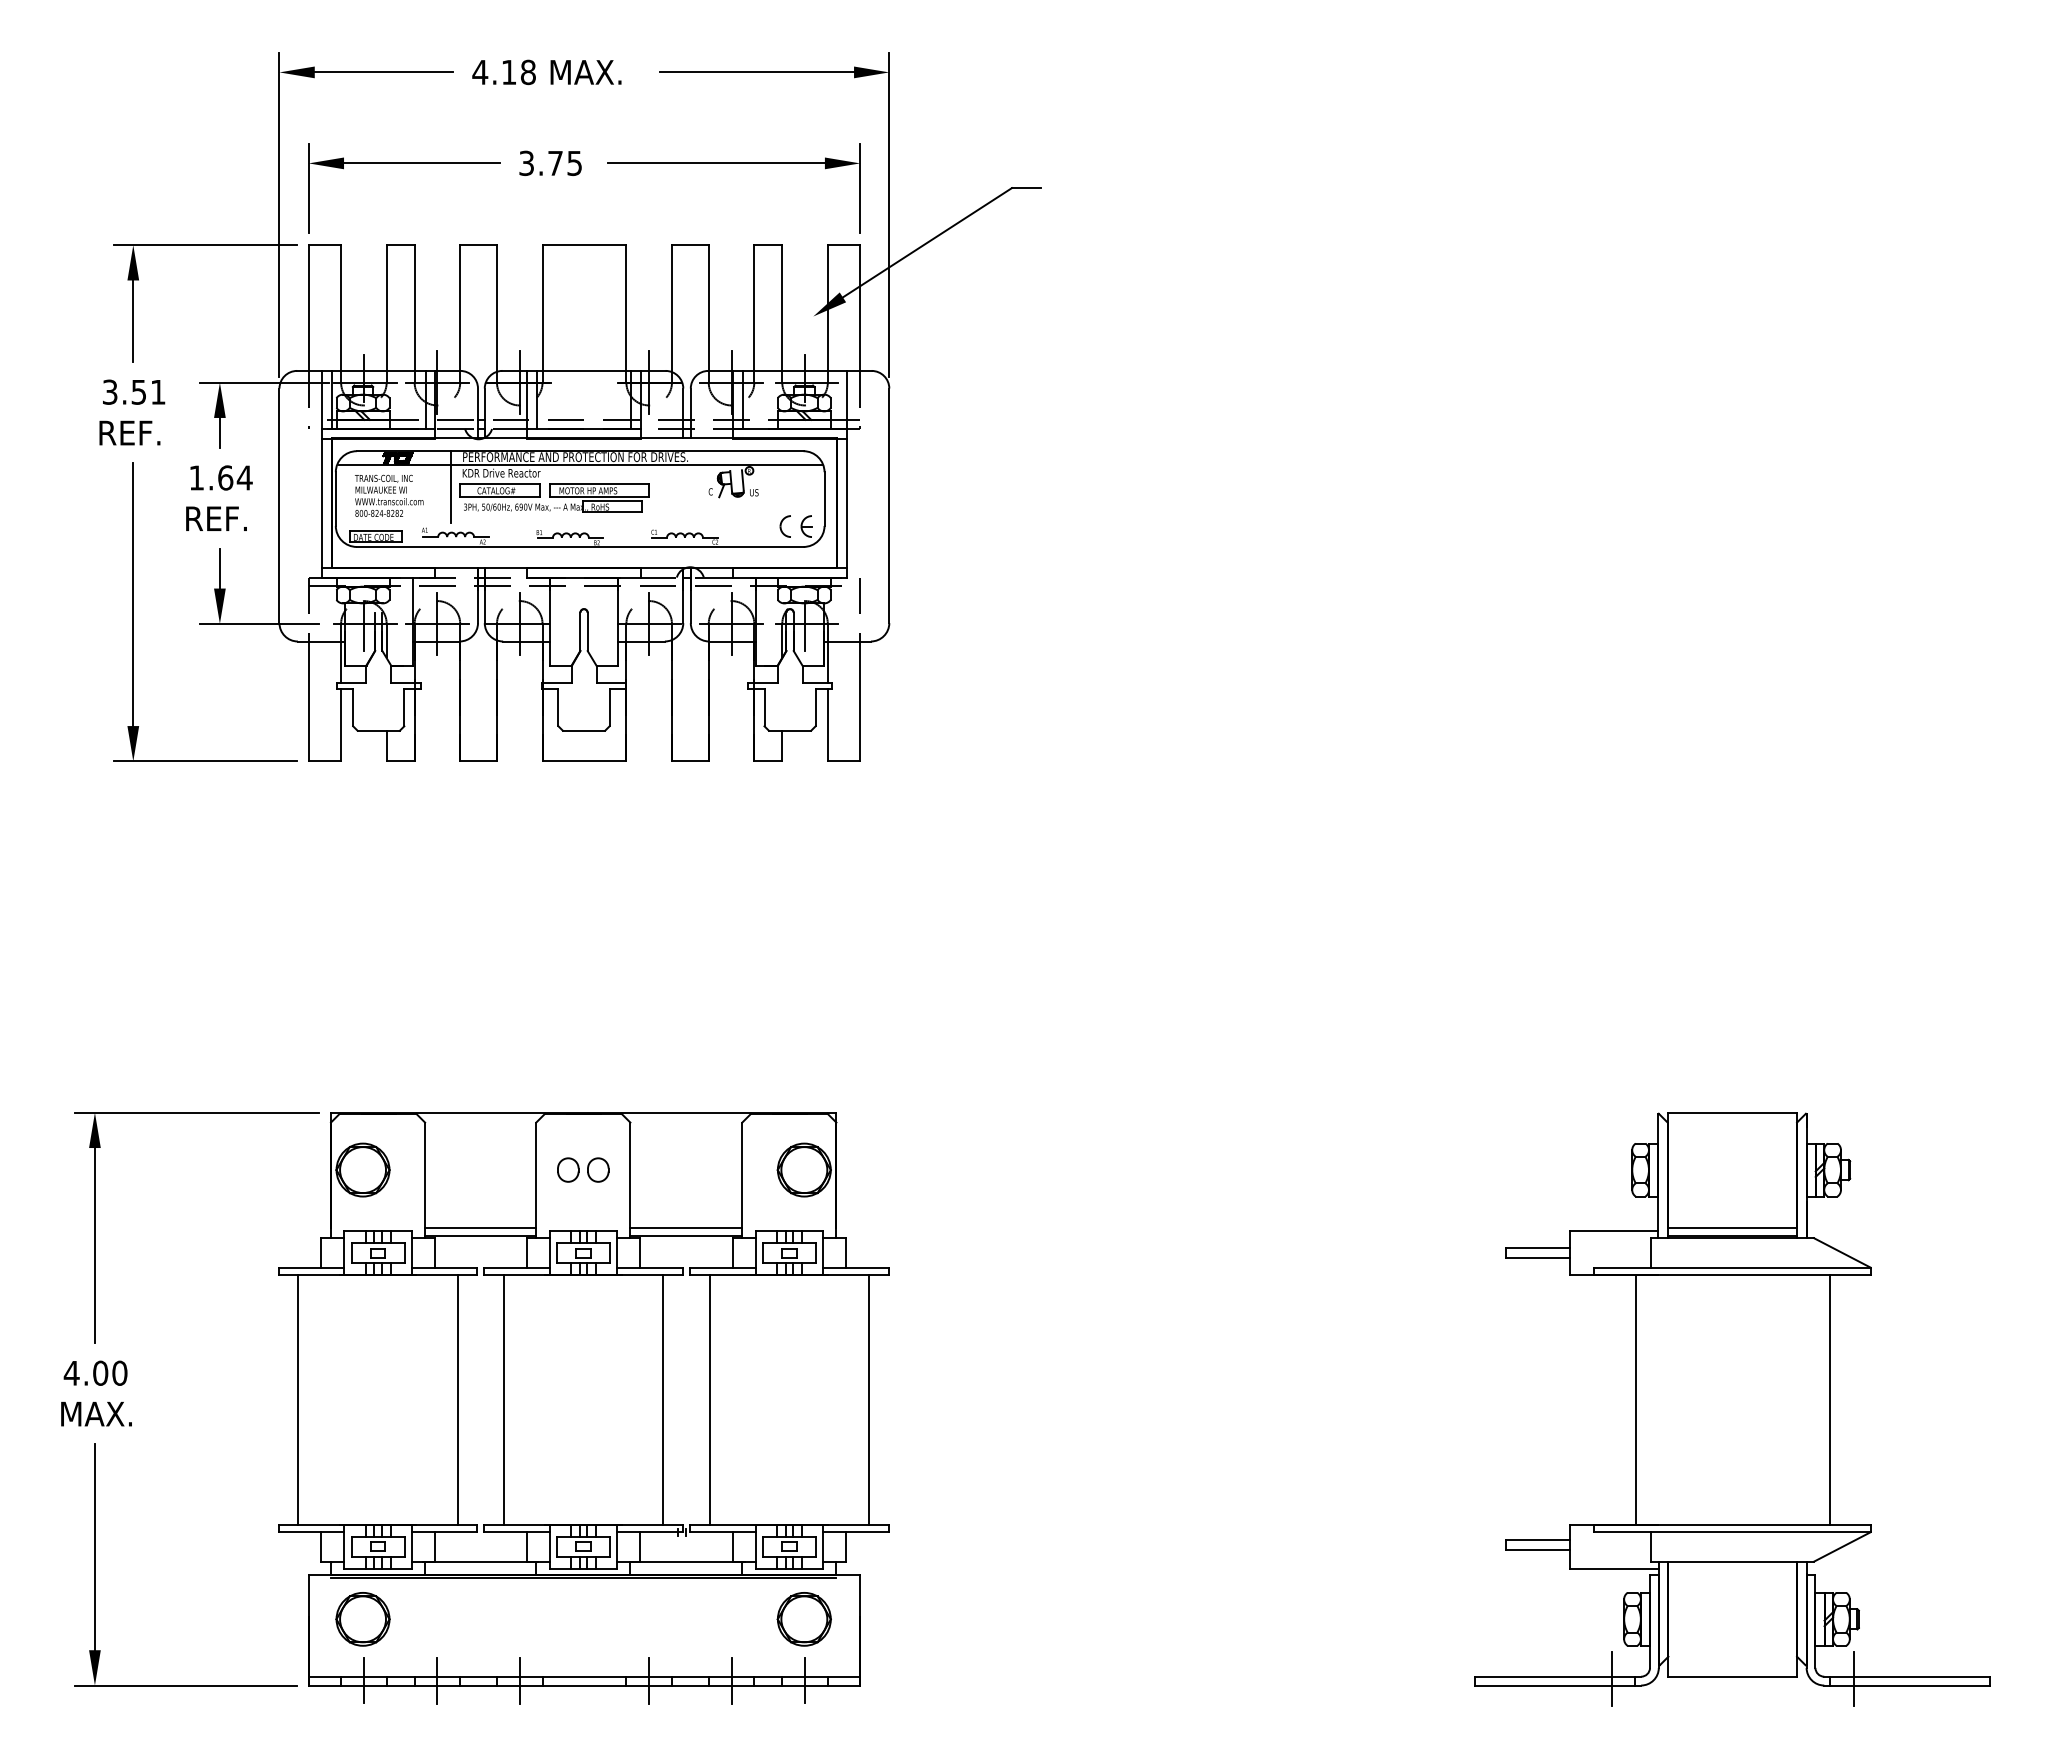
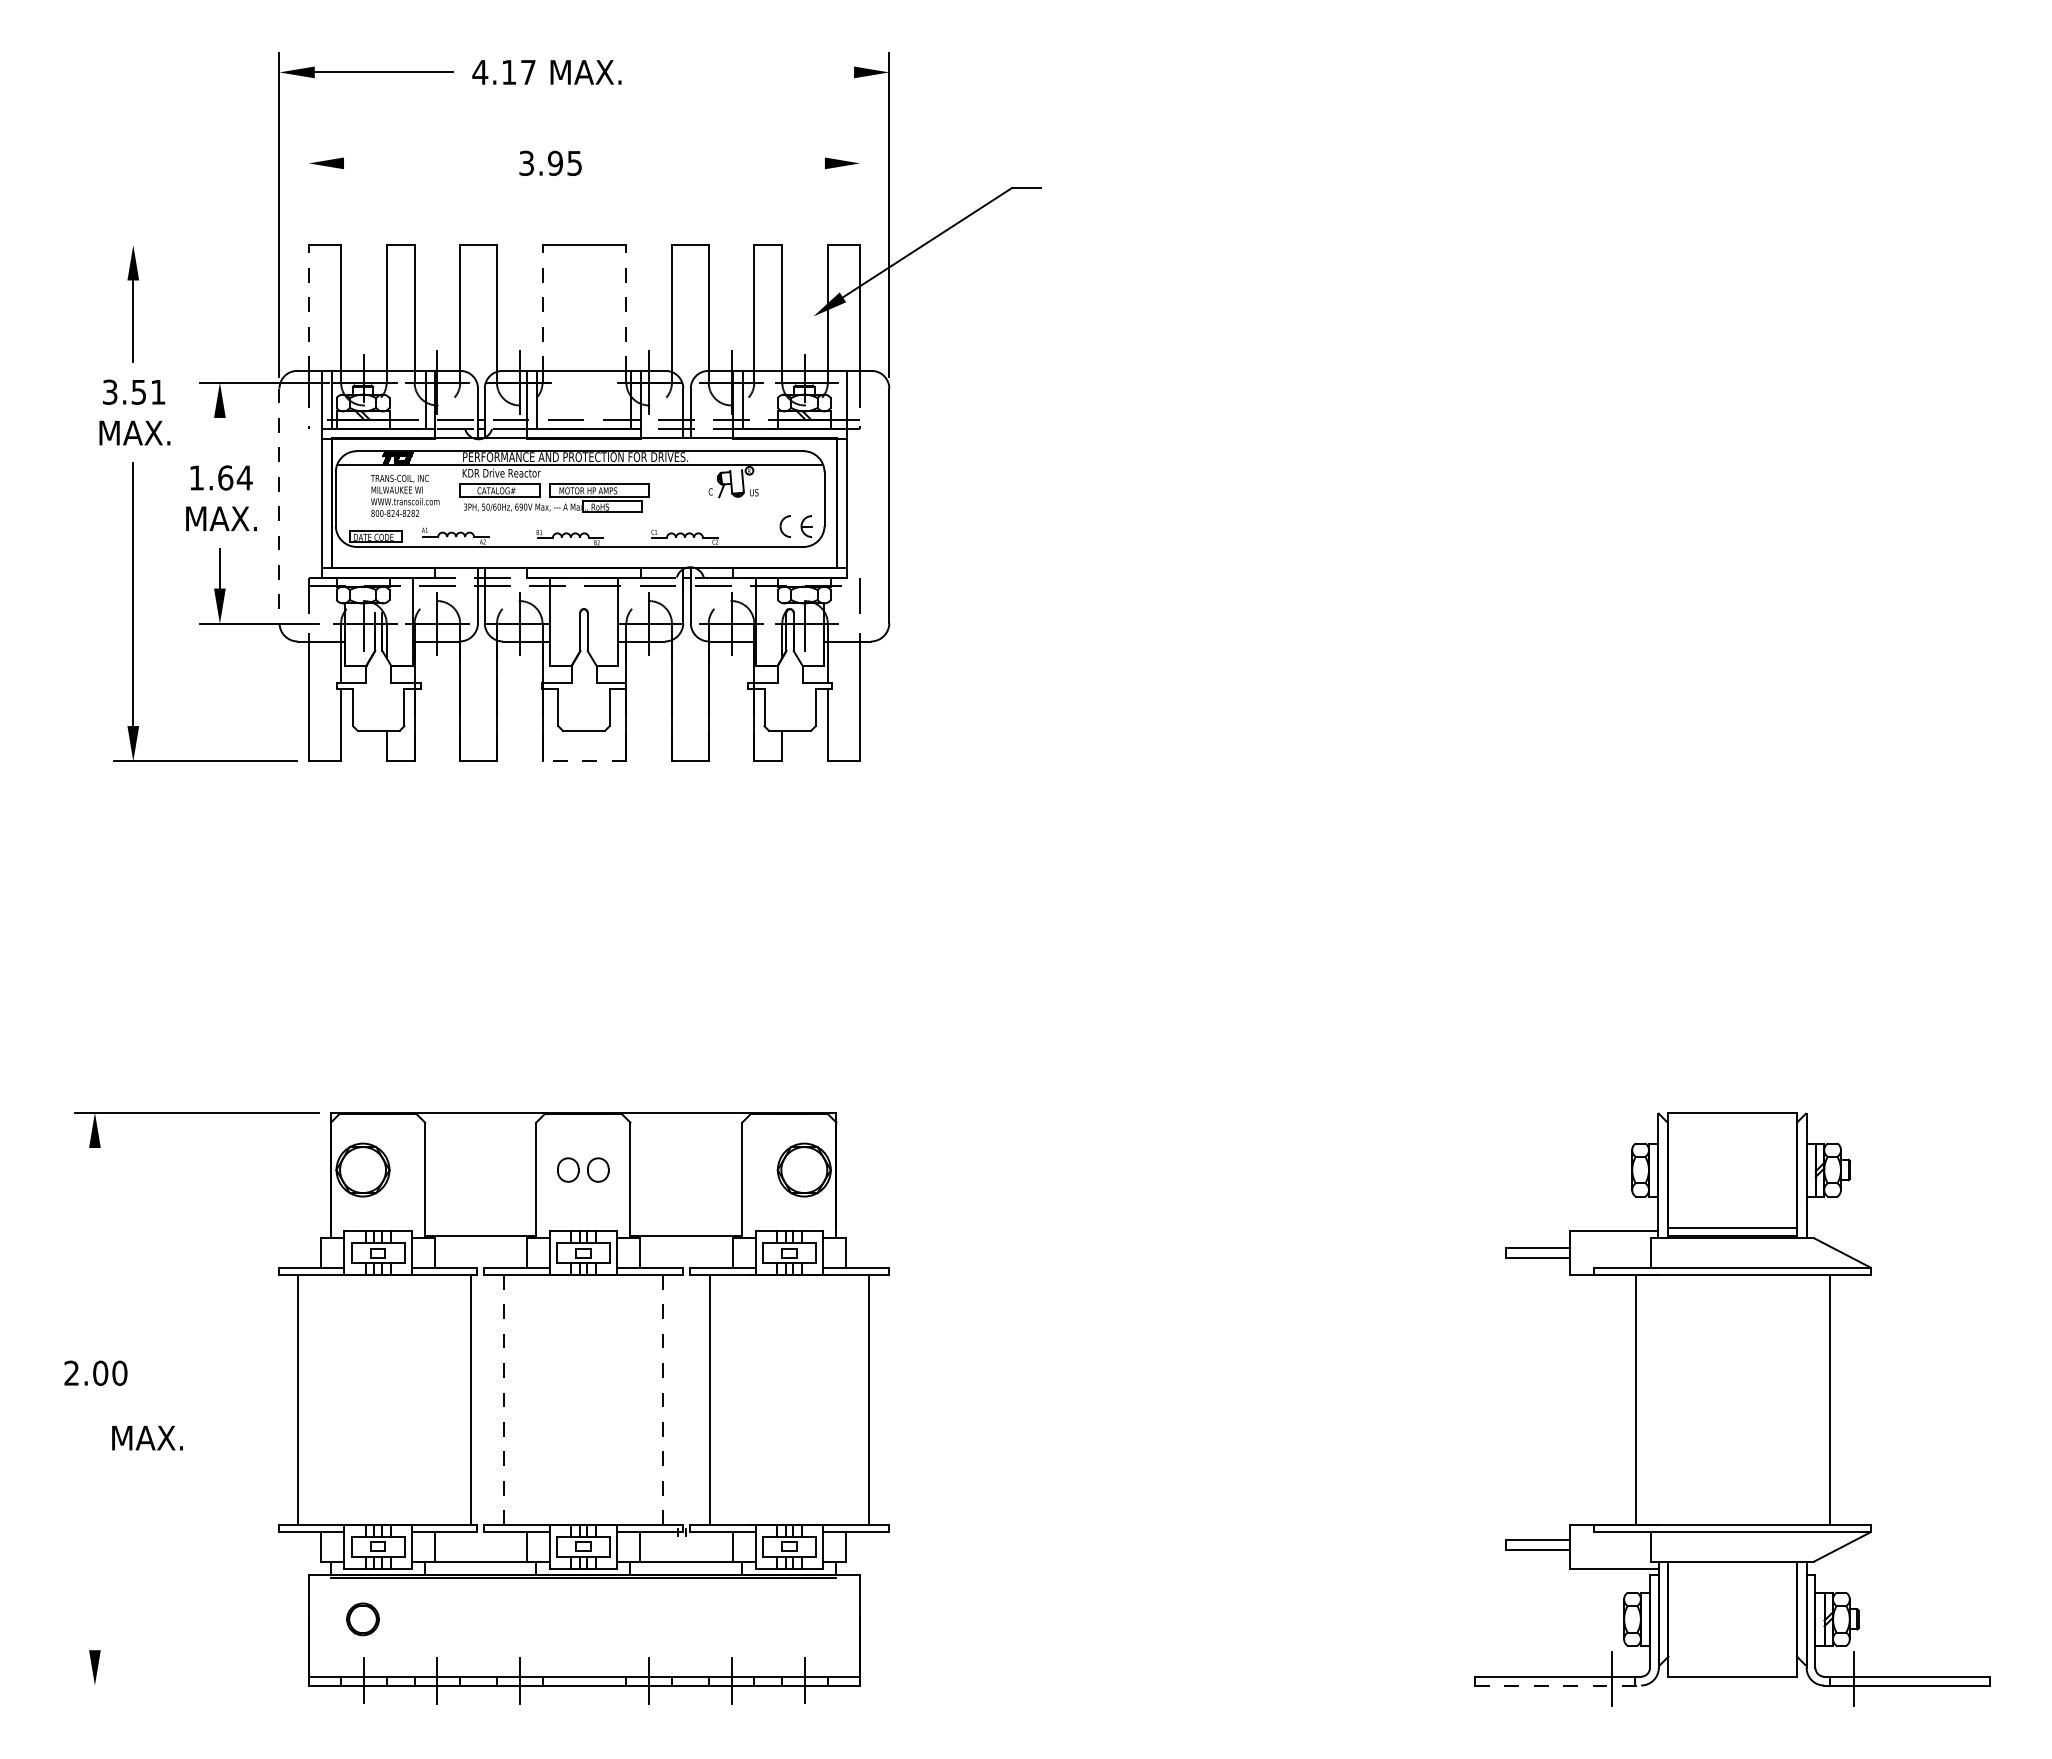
text: 4.18 -> 4.17 (528, 72)
line: present -> none (756, 72)
text: 3.75 -> 3.95 (555, 162)
line: present -> none (421, 163)
line: present -> none (716, 163)
line: present -> none (308, 188)
line: present -> none (860, 188)
line: present -> none (204, 245)
line: solid -> dashed (308, 308)
line: solid -> dashed (542, 308)
line: solid -> dashed (626, 308)
text: REF. -> MAX. (136, 432)
line: present -> none (219, 432)
line: present -> none (450, 486)
text position: (389, 495) -> (405, 495) (405, 495)
line: solid -> dashed (279, 506)
text: REF. -> MAX. (222, 518)
line: solid -> dashed (584, 761)
line: present -> none (480, 1227)
line: present -> none (686, 1227)
line: present -> none (94, 1245)
text: 4.00 -> 2.00 (71, 1372)
line position: (457, 1399) -> (470, 1399) (470, 1399)
line: solid -> dashed (503, 1399)
line: solid -> dashed (662, 1399)
text position: (96, 1414) -> (147, 1438) (147, 1438)
line: present -> none (94, 1547)
part size: 56x55 px -> 35x35 px (363, 1619)
part: present -> none (803, 1619)
line: present -> none (185, 1685)
line: solid -> dashed (1558, 1685)
